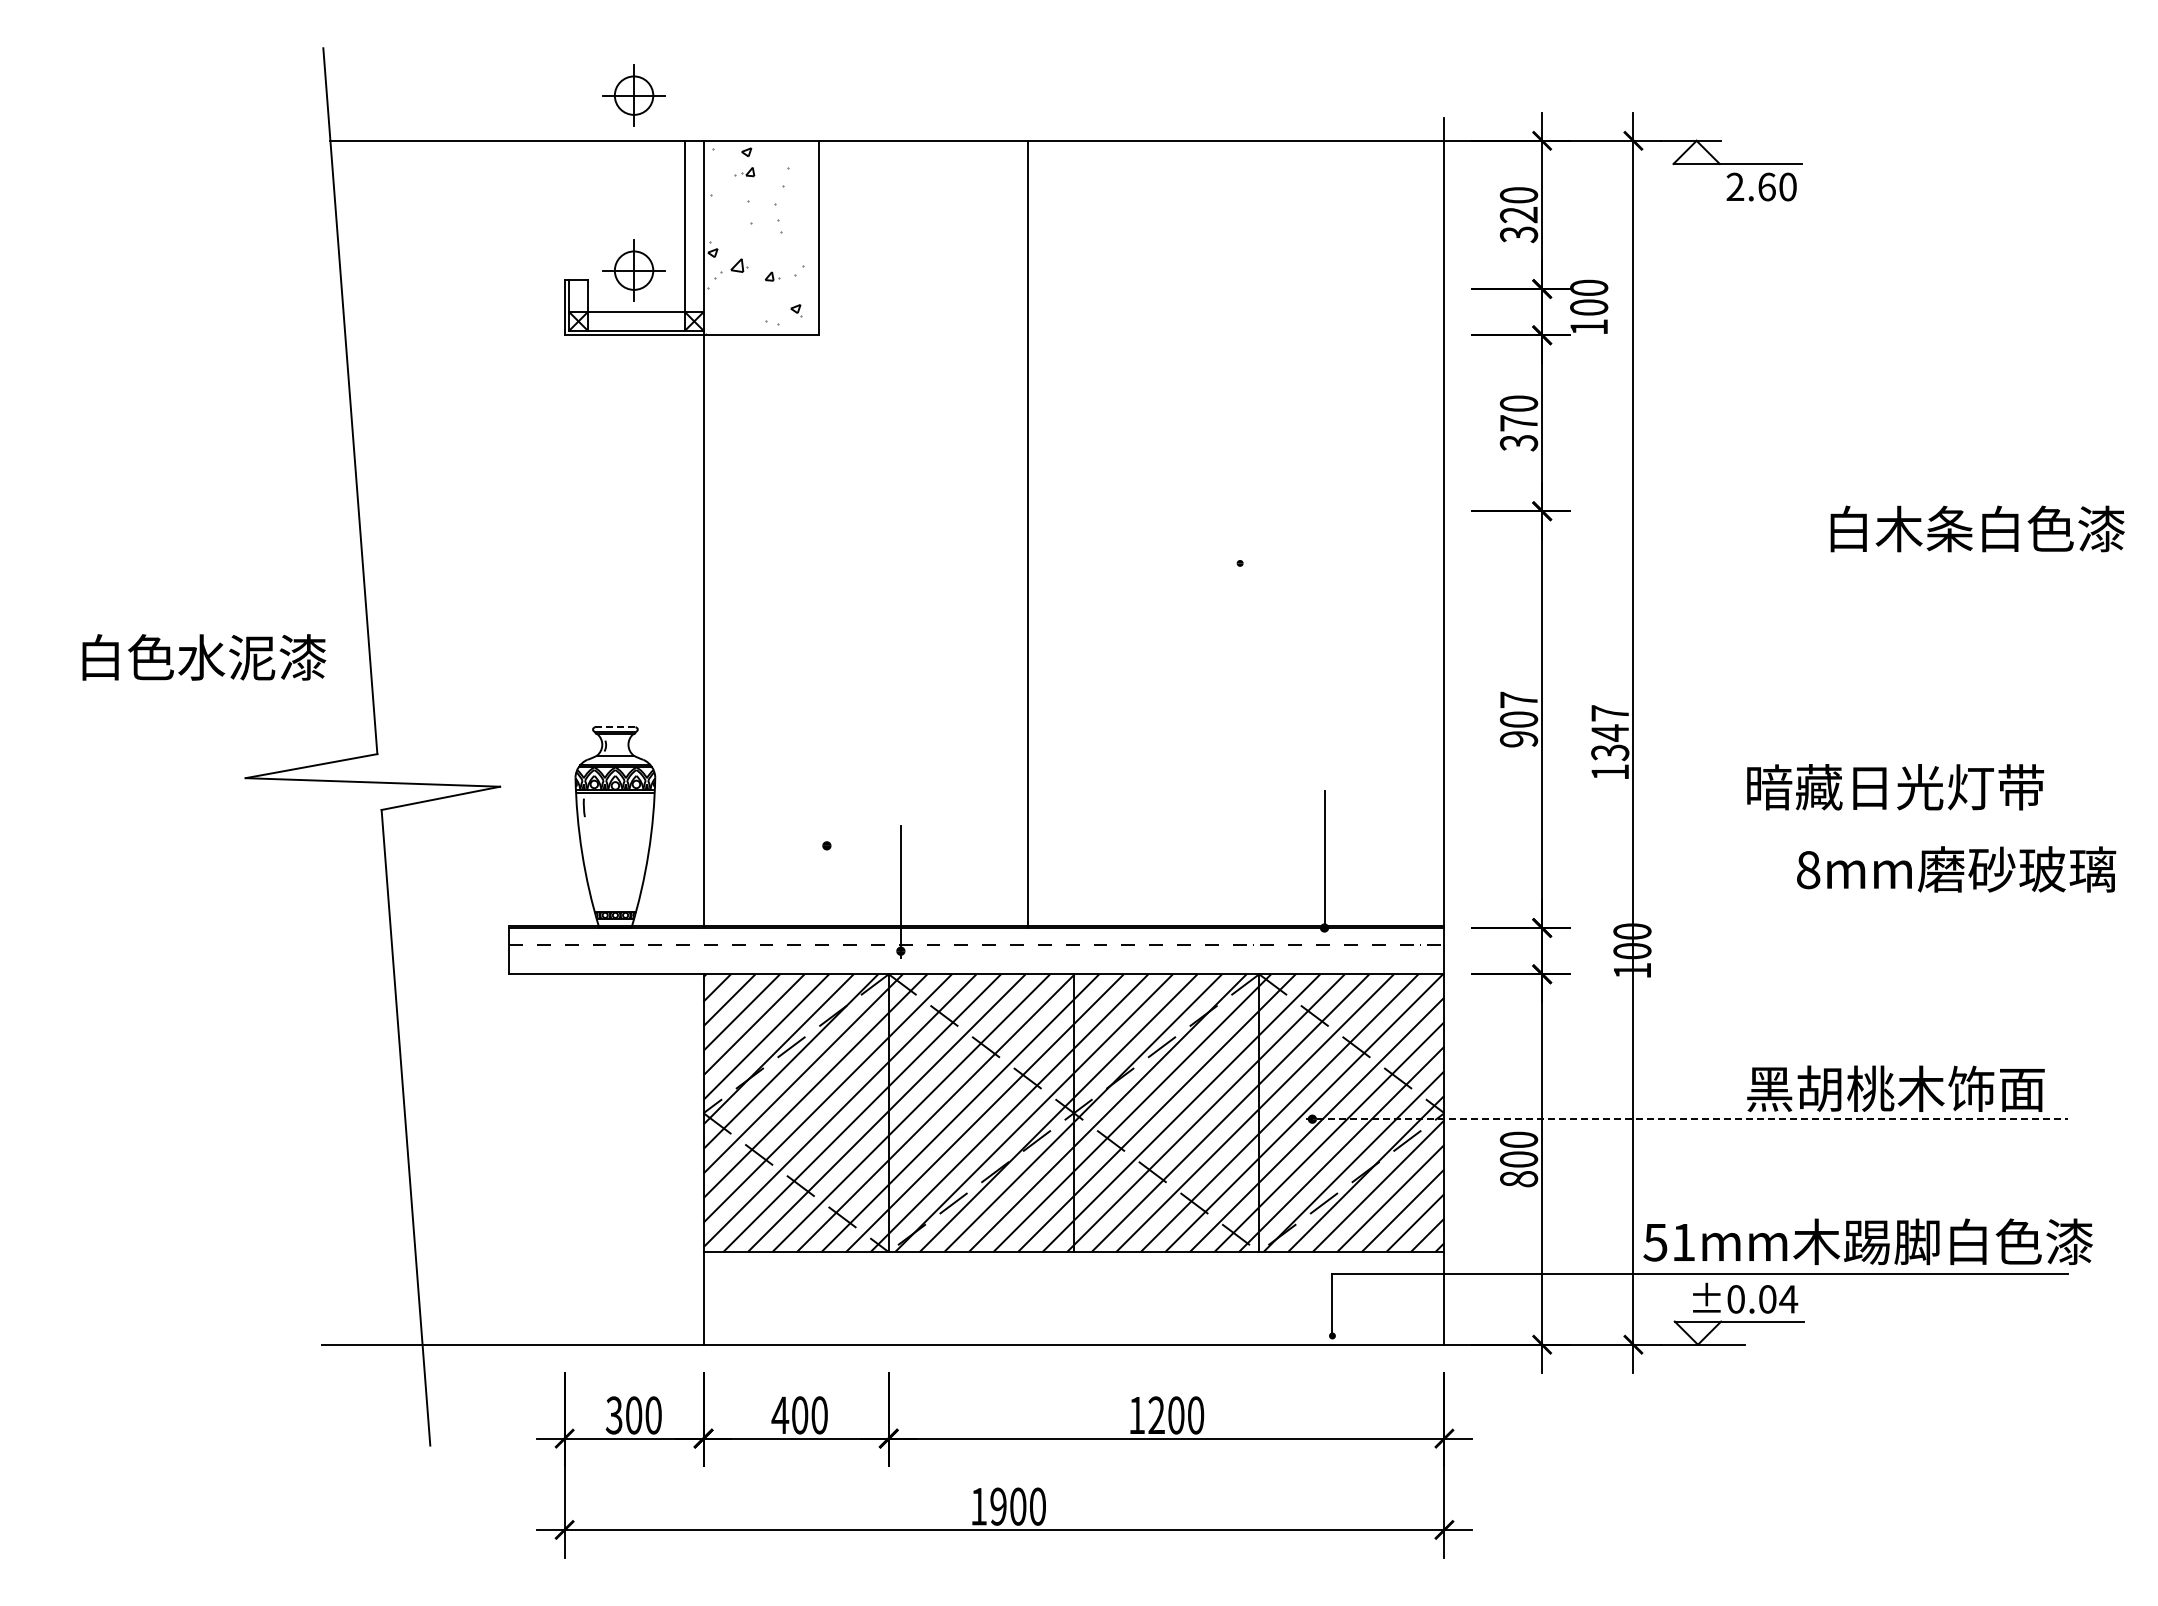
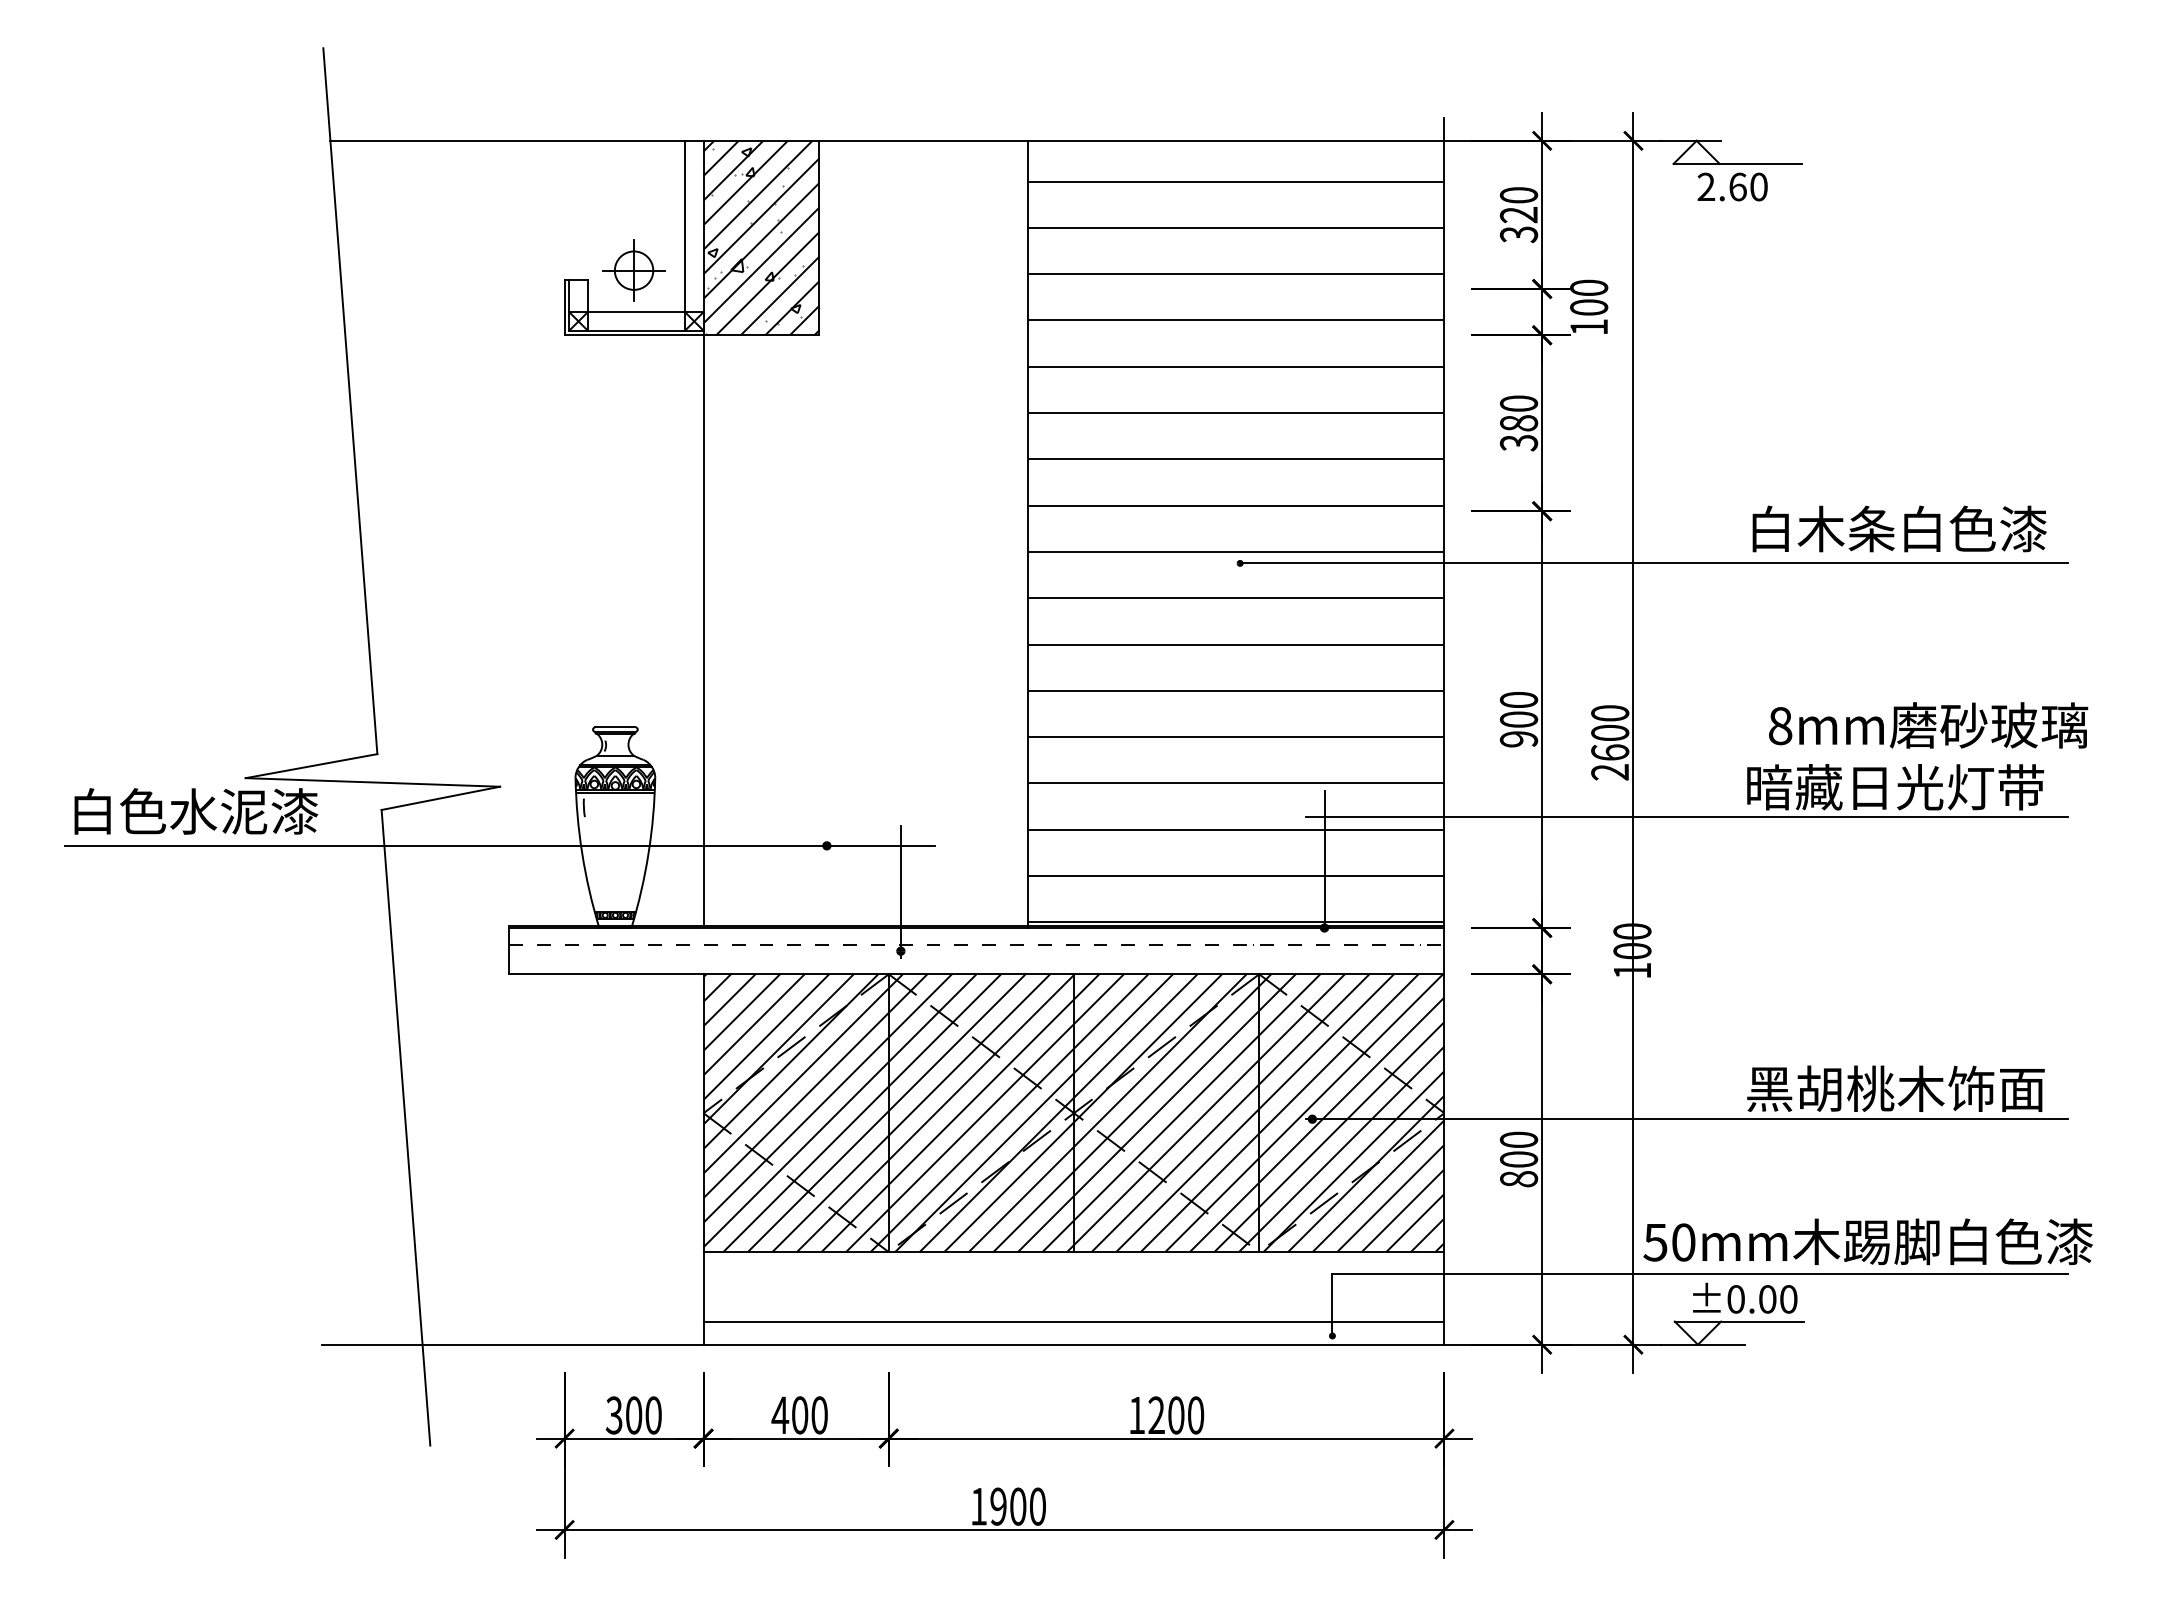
part: present -> none (633, 95)
text position: (1761, 186) -> (1732, 186) (1732, 186)
hatch: none -> present (761, 237)
text: 370 -> 380 (1519, 423)
text position: (1977, 528) -> (1899, 528) (1899, 528)
hatch: none -> present (1235, 551)
line: none -> present (1654, 563)
text position: (204, 657) -> (196, 811) (196, 811)
text: 907 -> 900 (1518, 699)
line: dashed -> solid (615, 727)
text: 1347 -> 2600 (1610, 742)
line: none -> present (1686, 816)
line: none -> present (499, 845)
text position: (1956, 869) -> (1928, 725) (1928, 725)
line: dashed -> solid (1687, 1119)
text: 51mm -> 50mm (1683, 1242)
text: ±0.04 -> ±0.00 (1788, 1299)
line: none -> present (1073, 1321)
